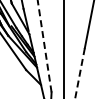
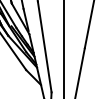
line: dashed -> solid (44, 47)
line: dashed -> solid (79, 73)
